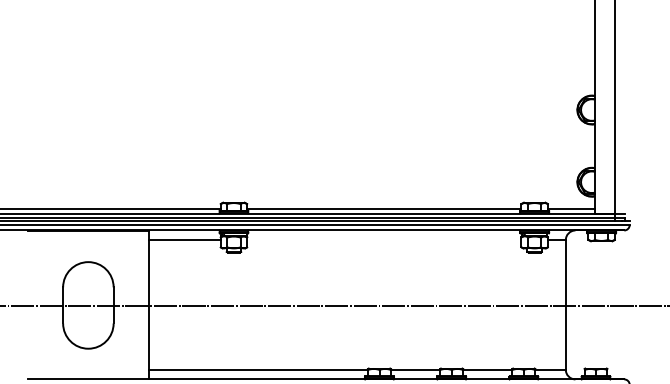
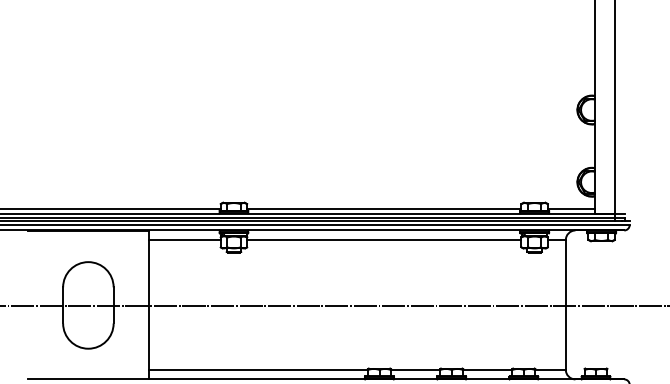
line: none -> present (384, 240)
